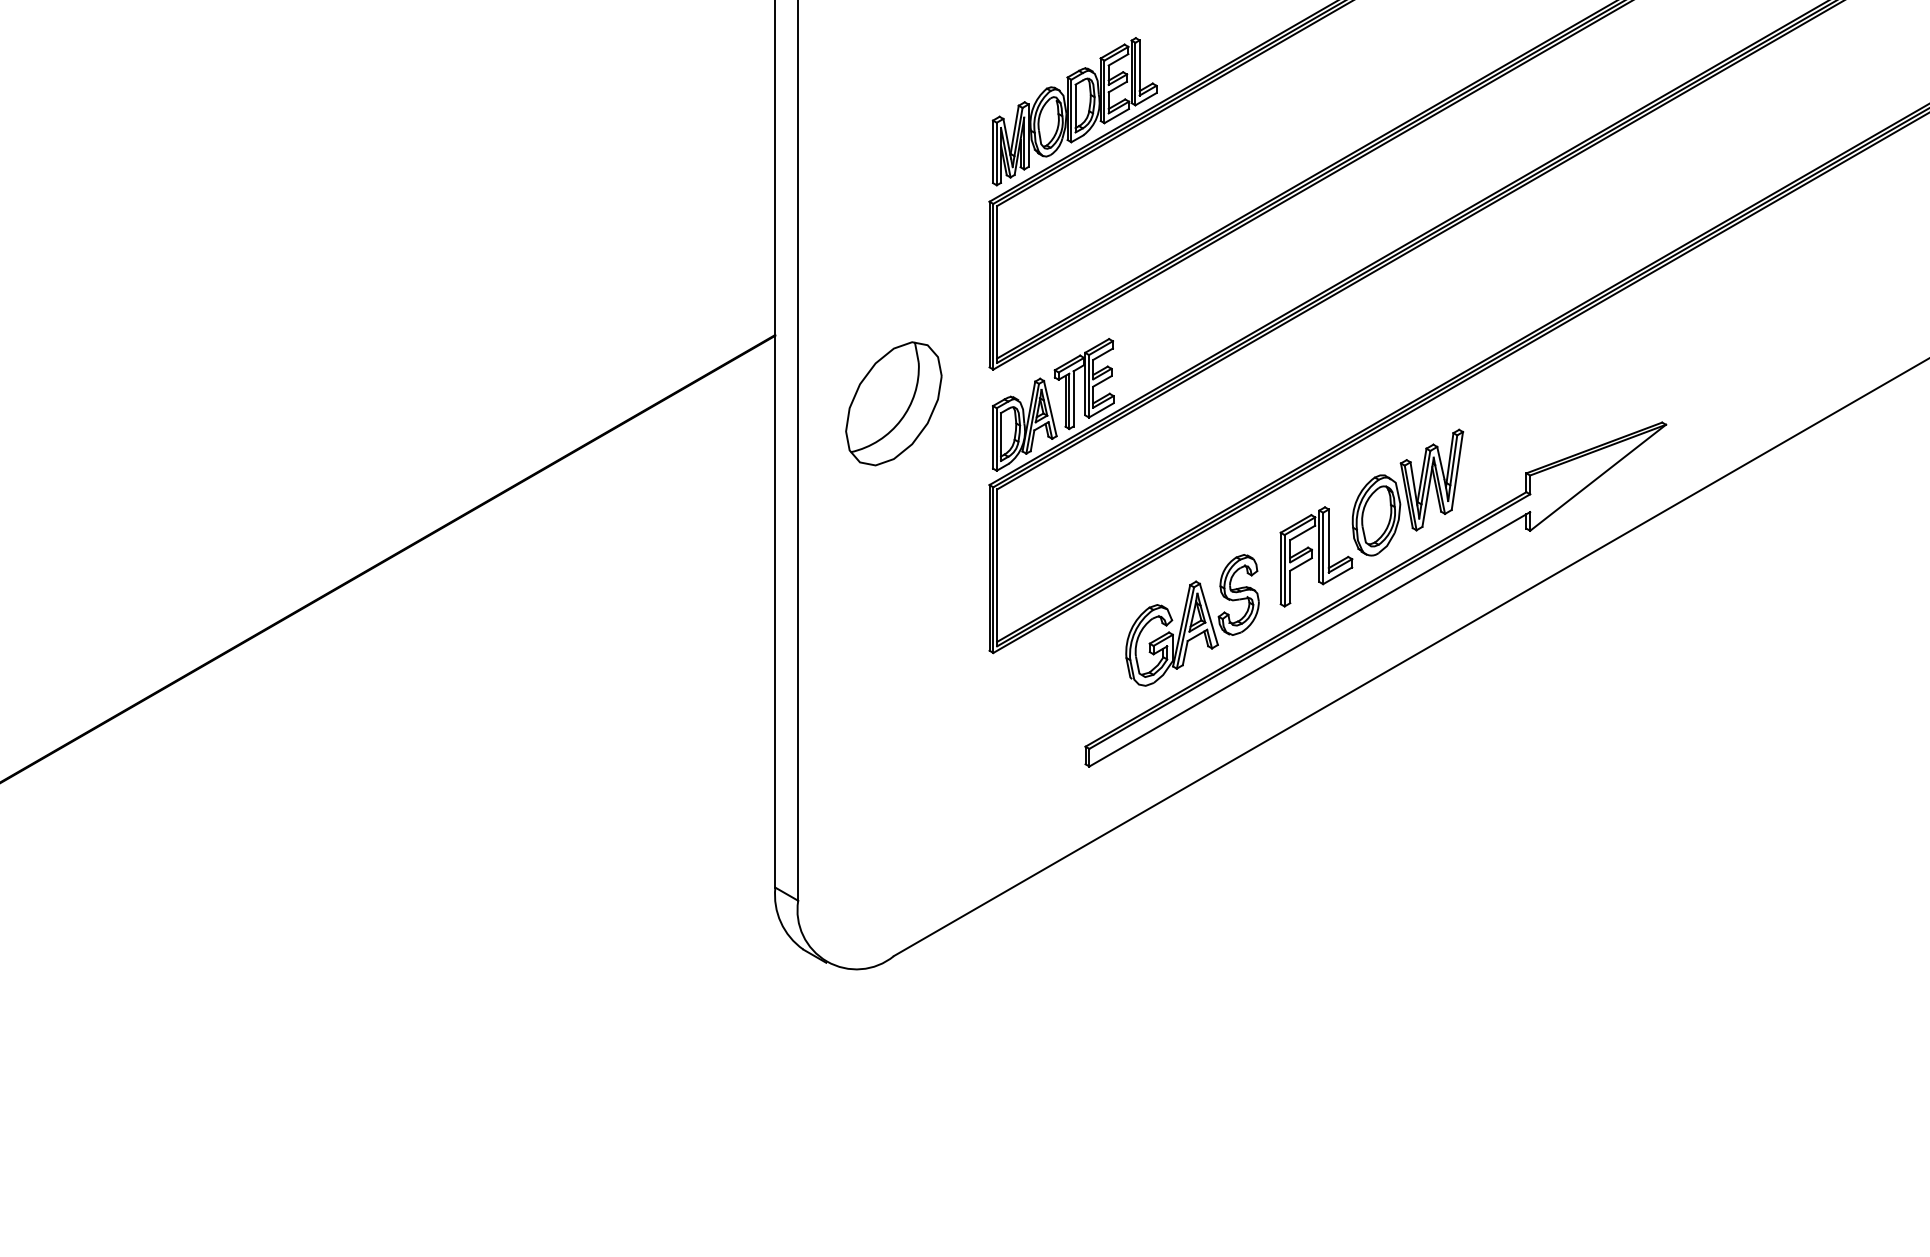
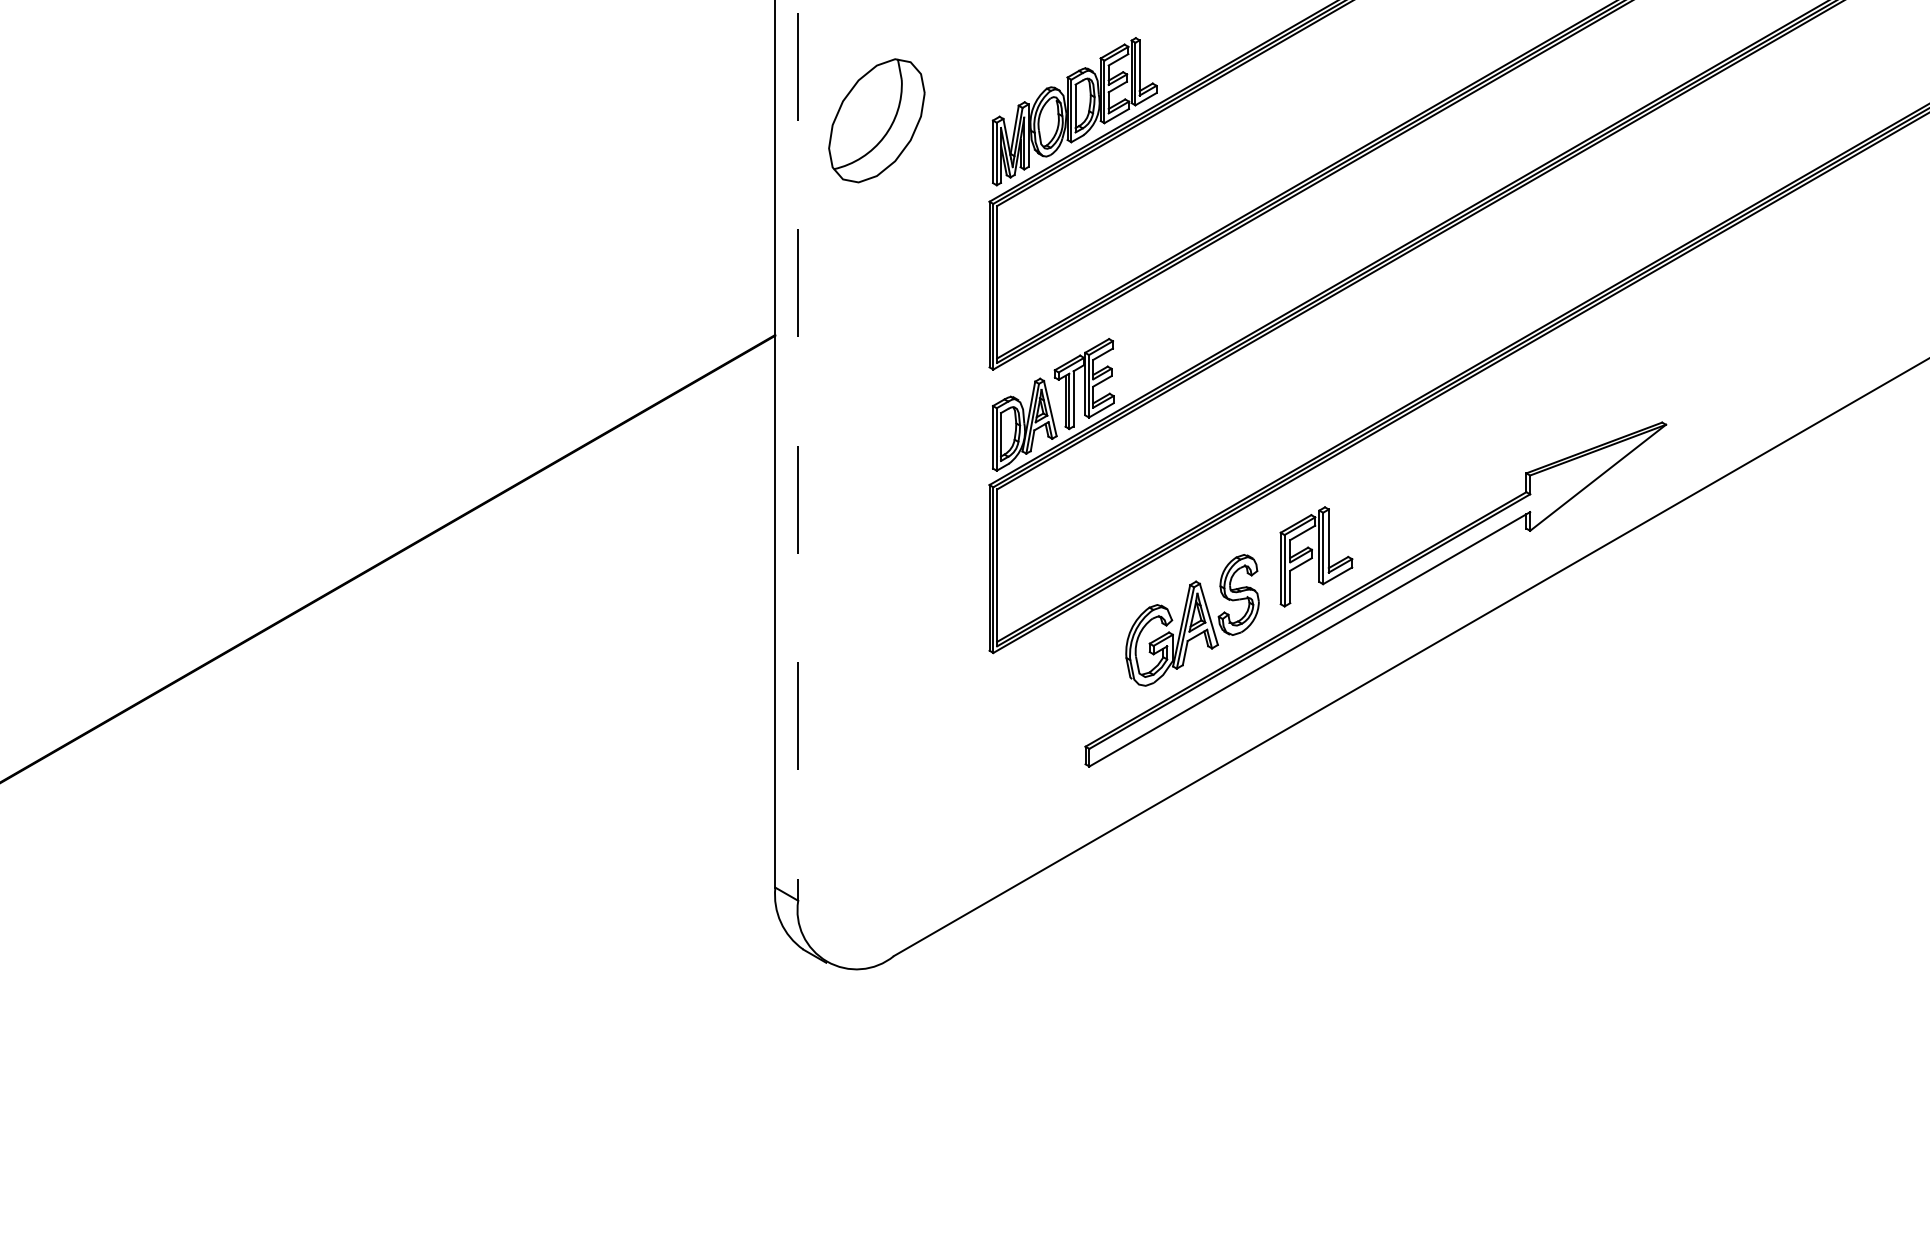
part position: (893, 403) -> (876, 120) (876, 120)
line: solid -> dashed (798, 451)
part: present -> none (1407, 492)
